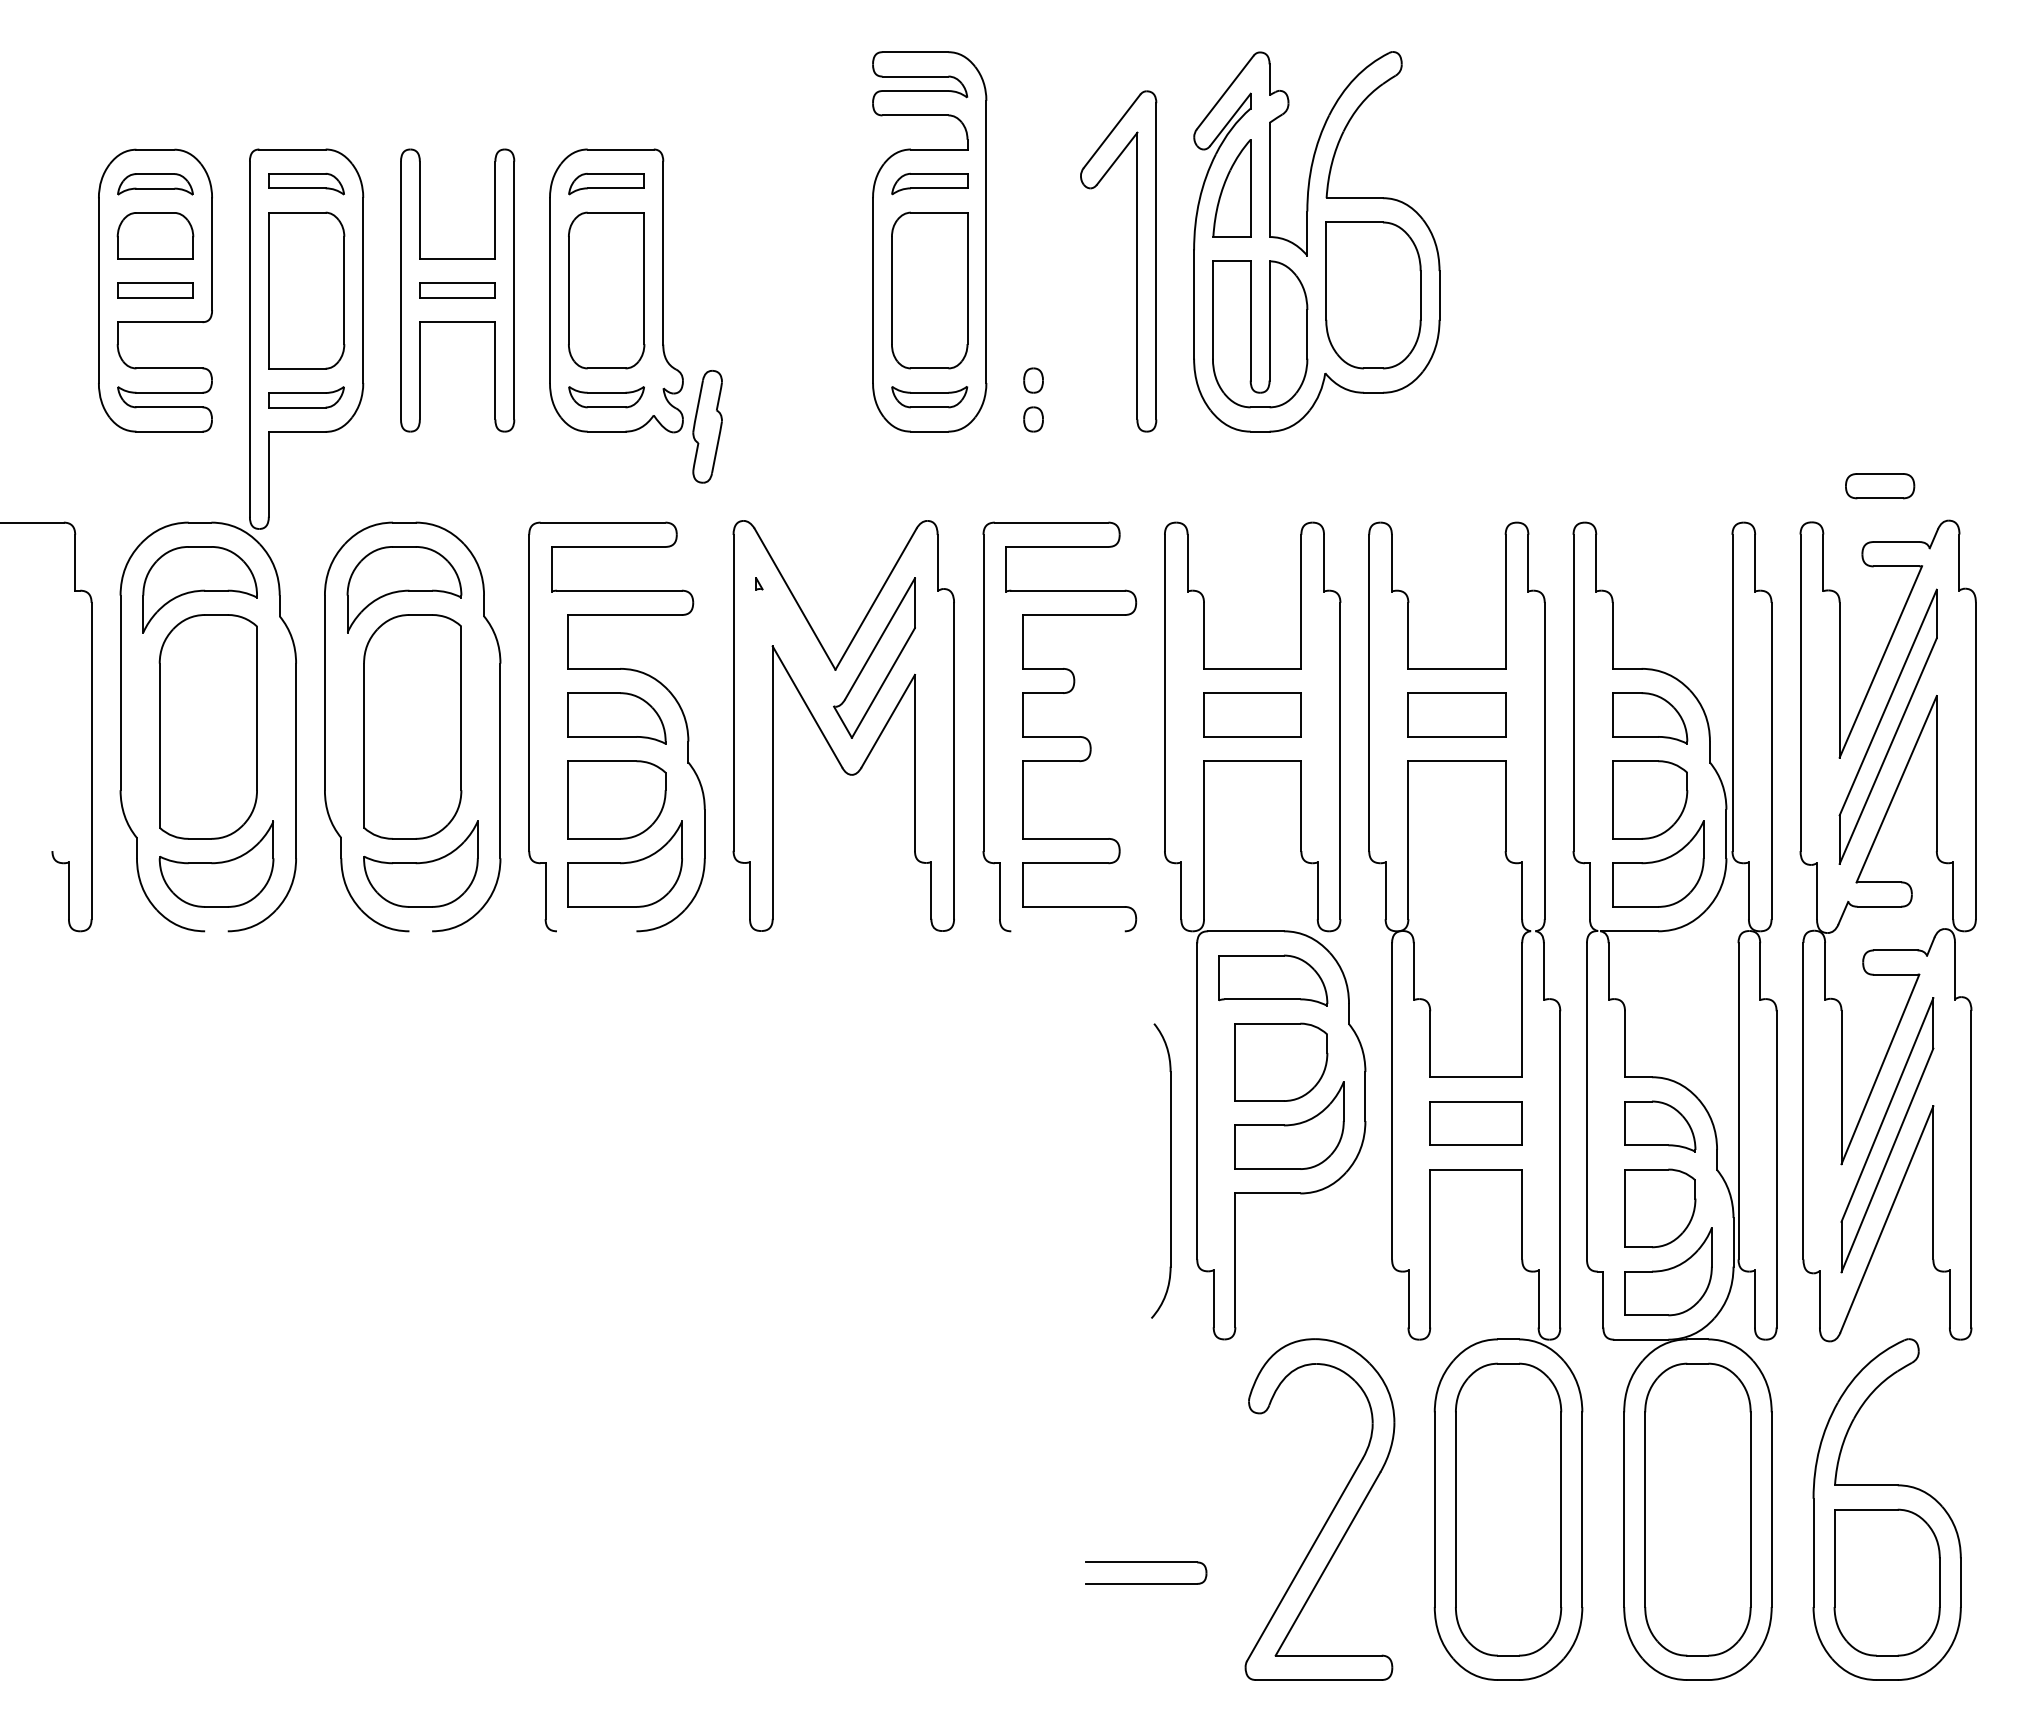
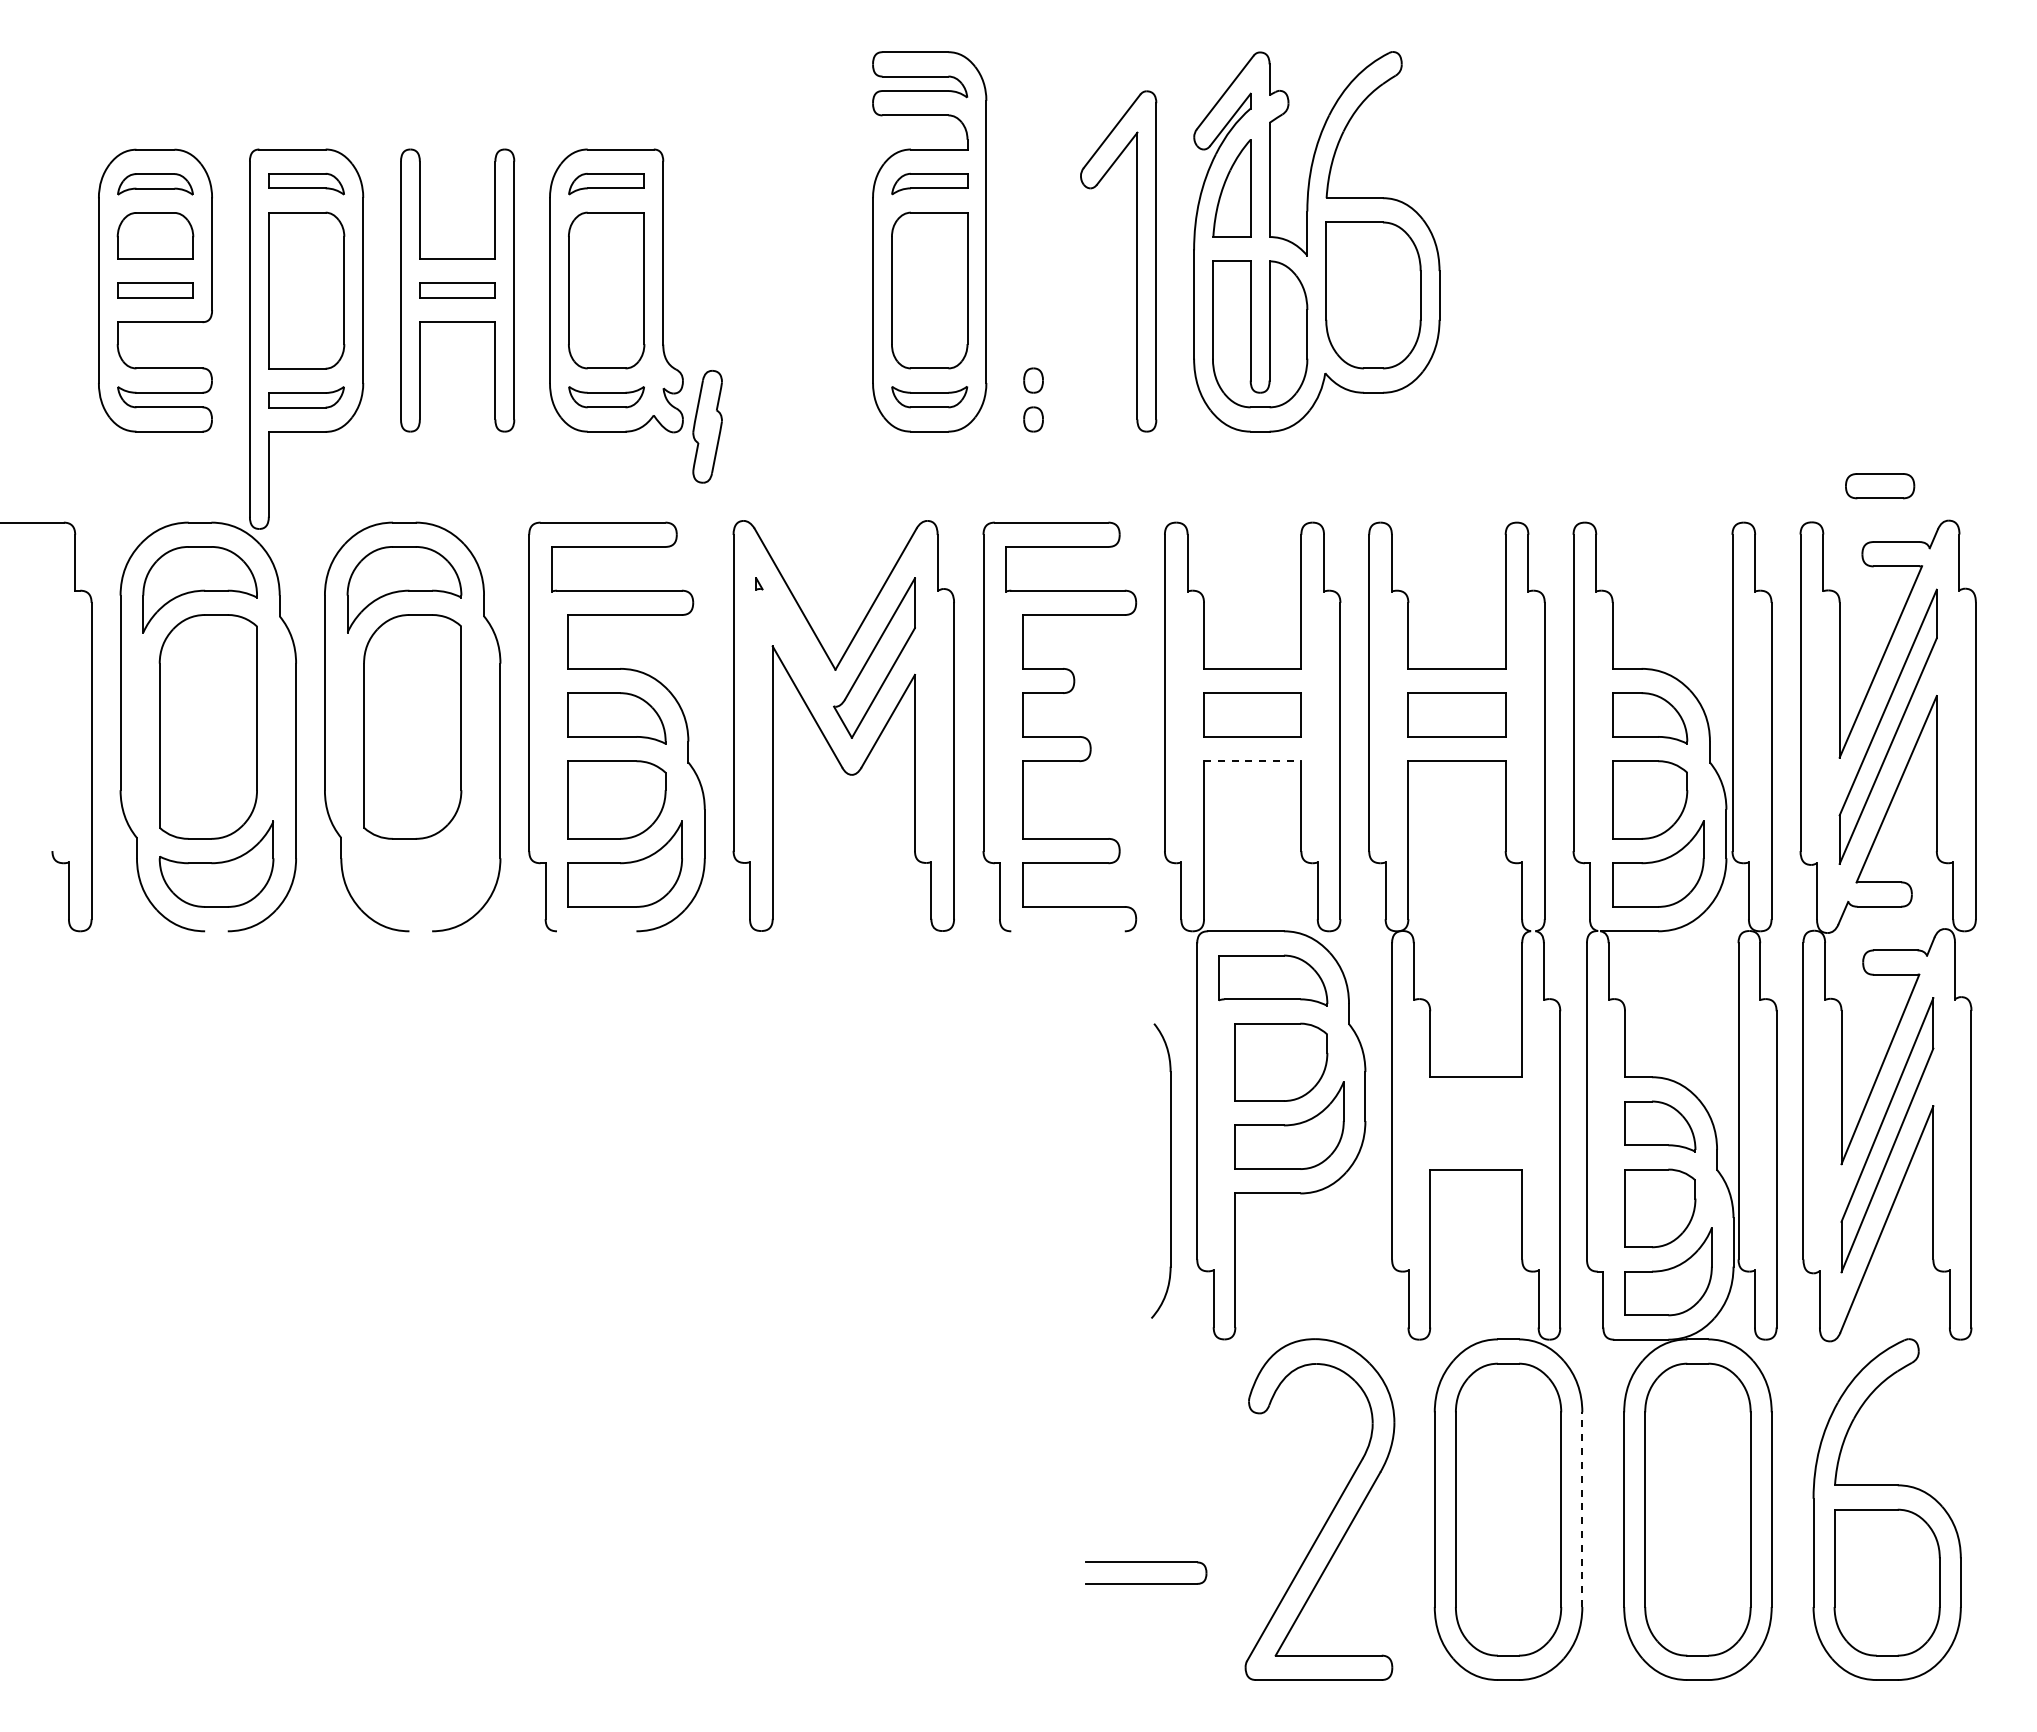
line: solid -> dashed (1252, 761)
part: present -> none (420, 863)
part: present -> none (1475, 1123)
line: solid -> dashed (1582, 1509)
